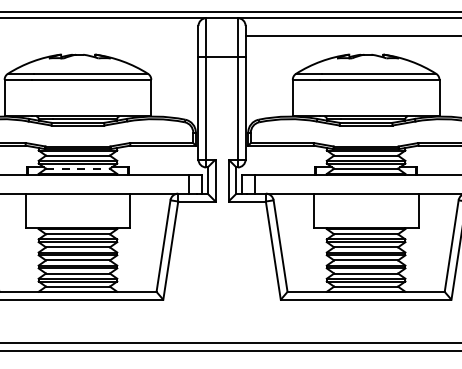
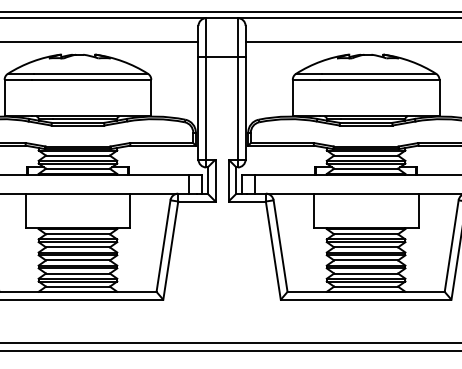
line position: (351, 35) -> (351, 41) (351, 41)
line: none -> present (100, 41)
line: dashed -> solid (77, 168)
